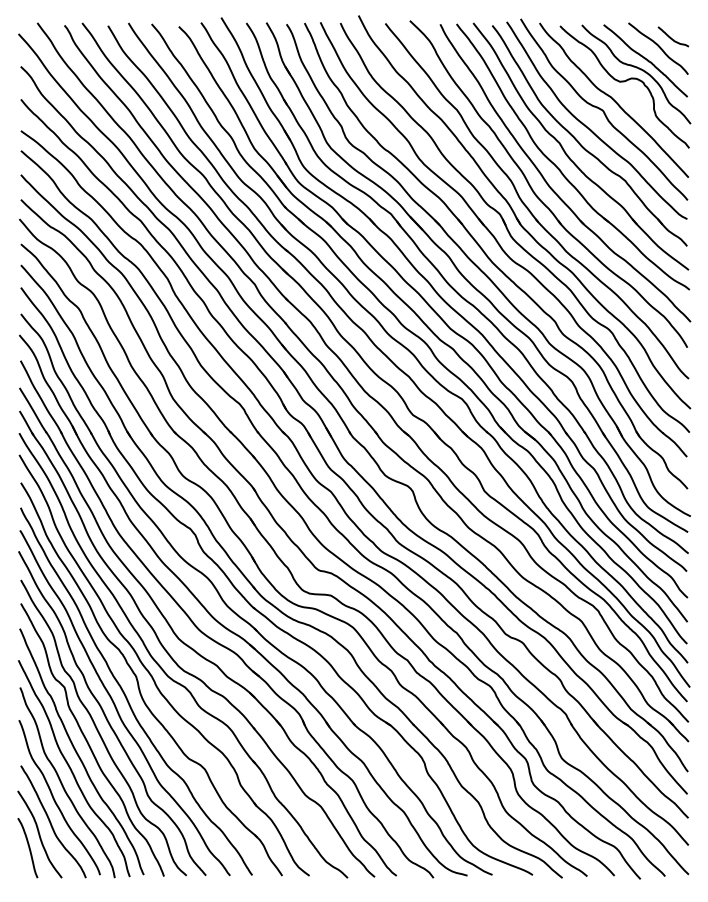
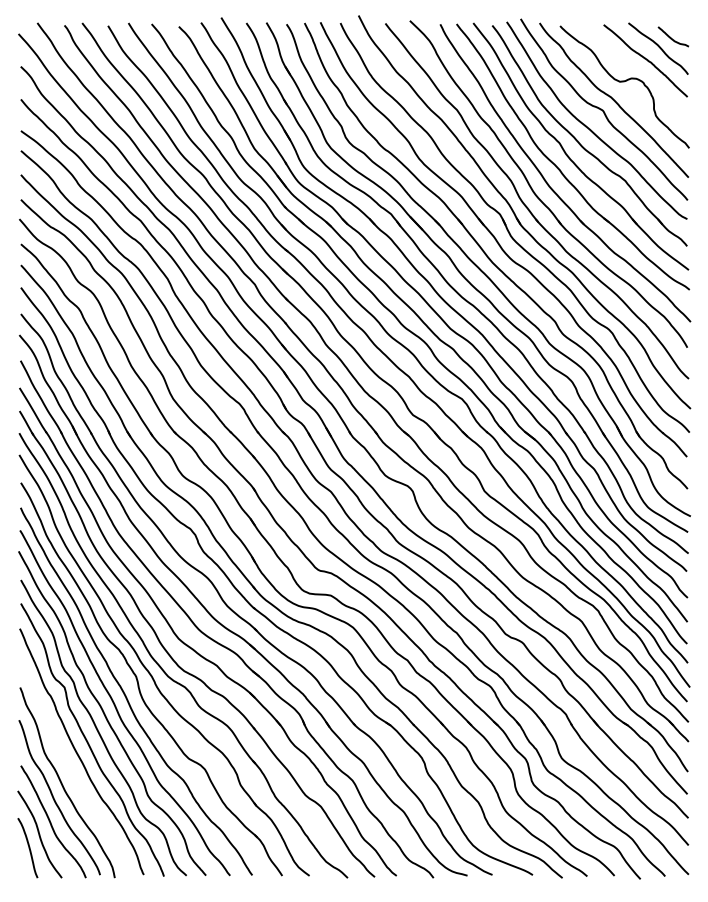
curve: present -> none (638, 69)
curve: present -> none (72, 770)
